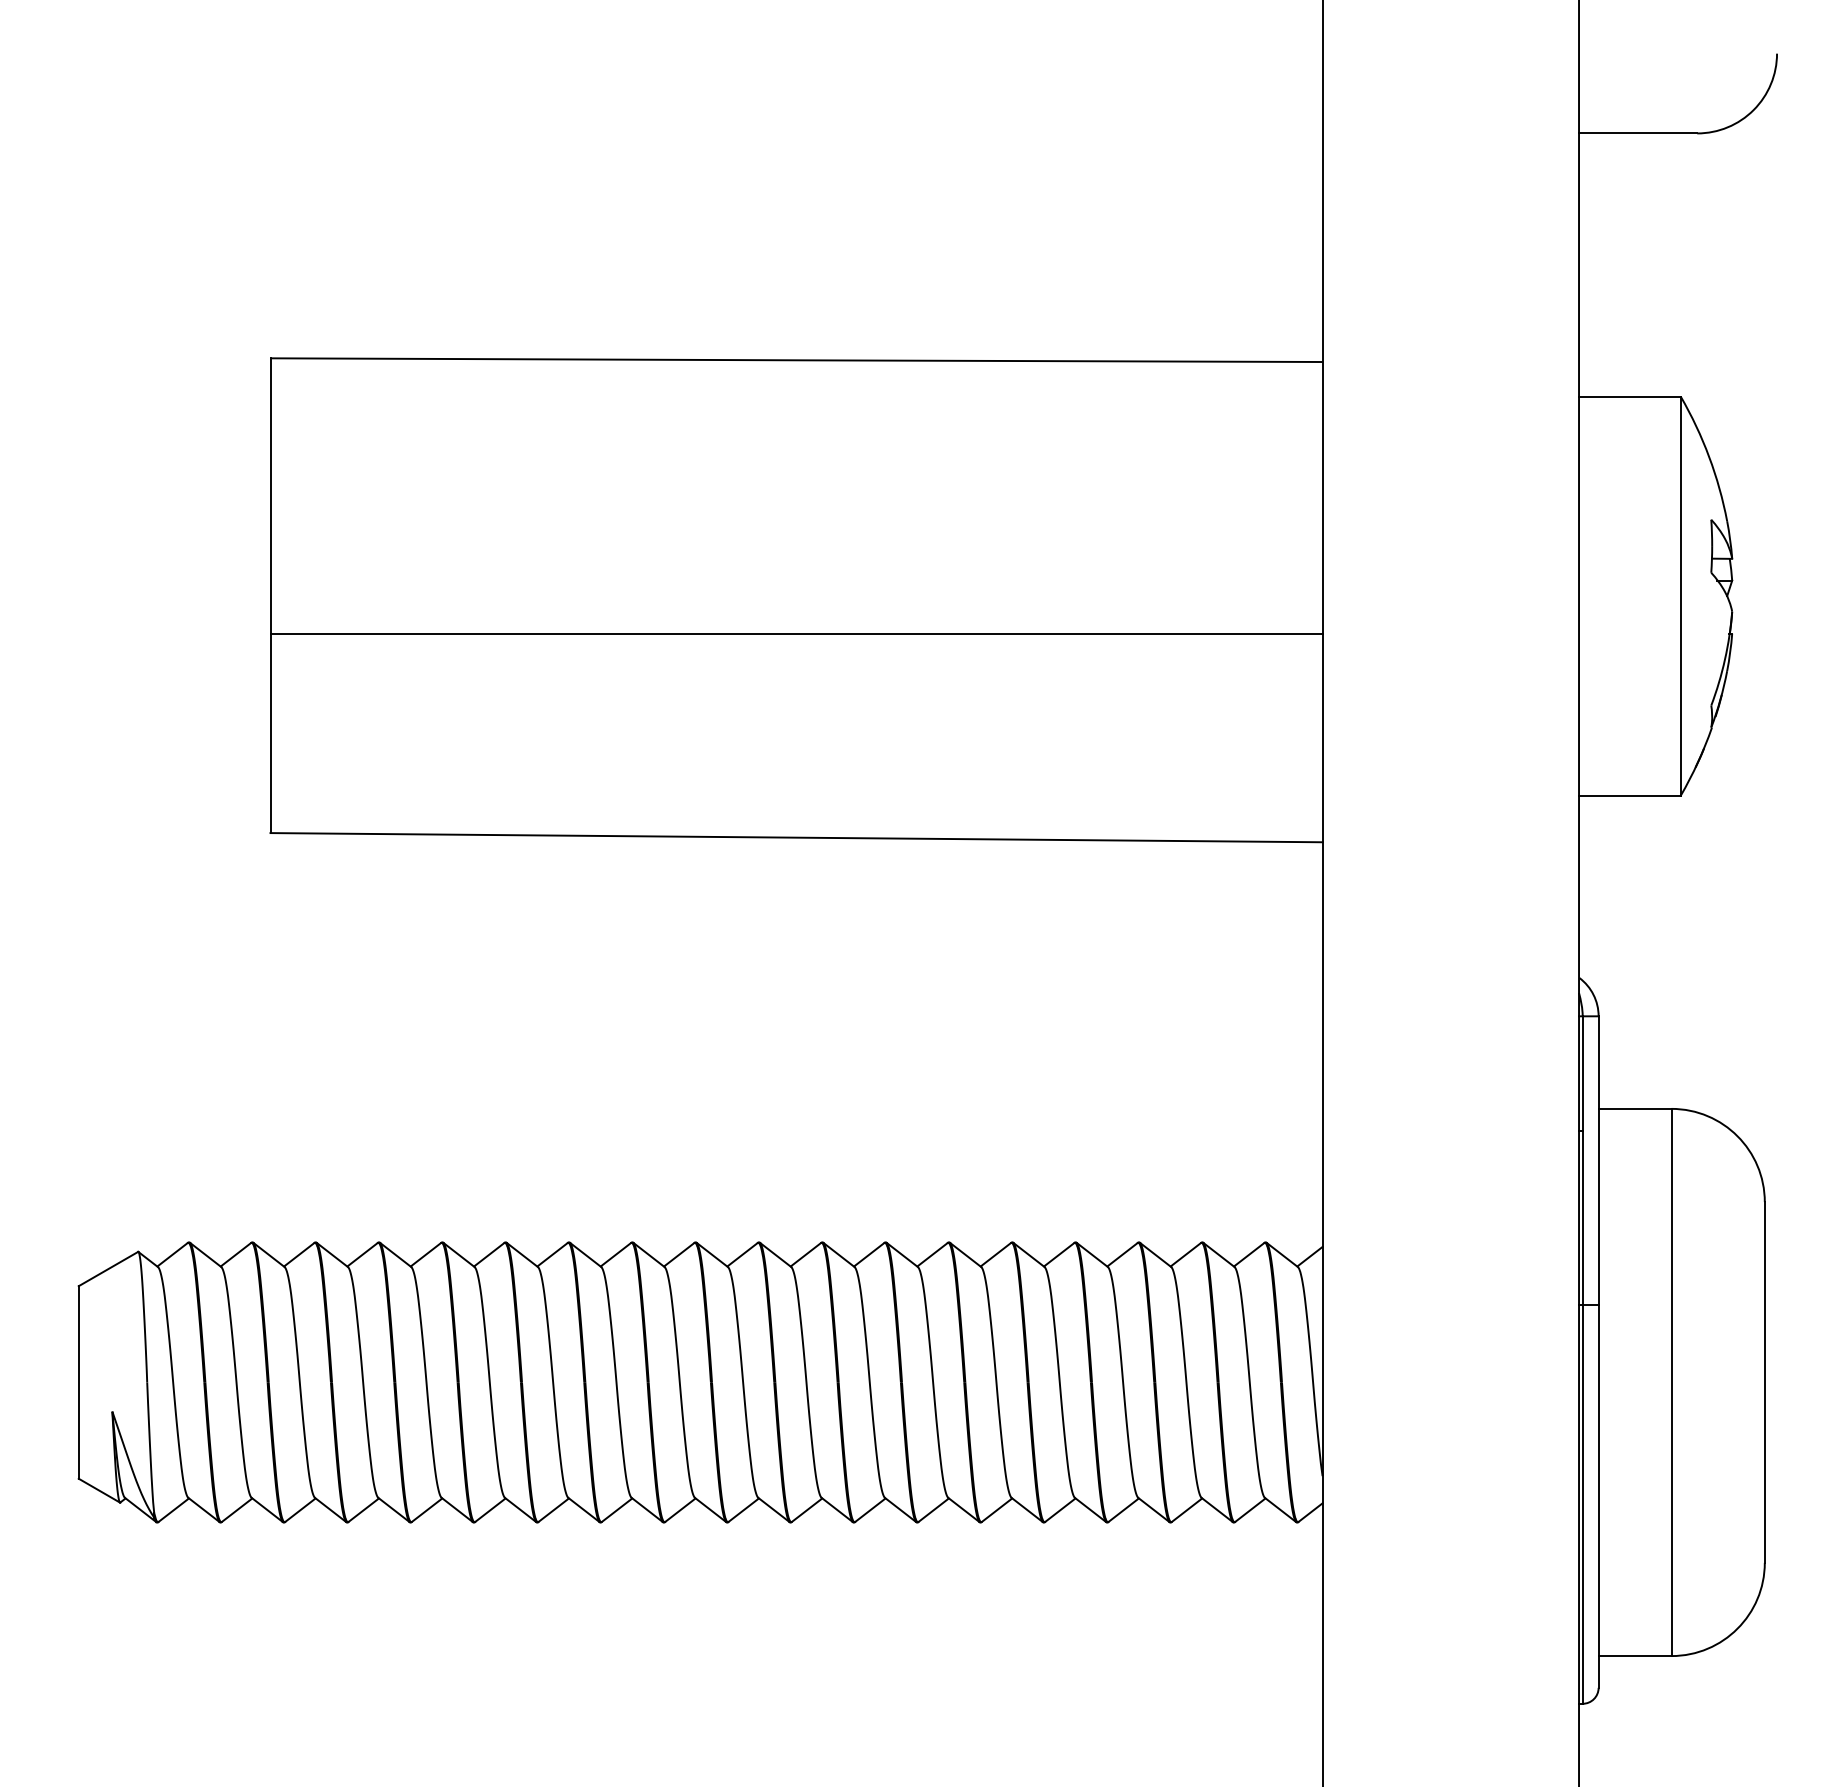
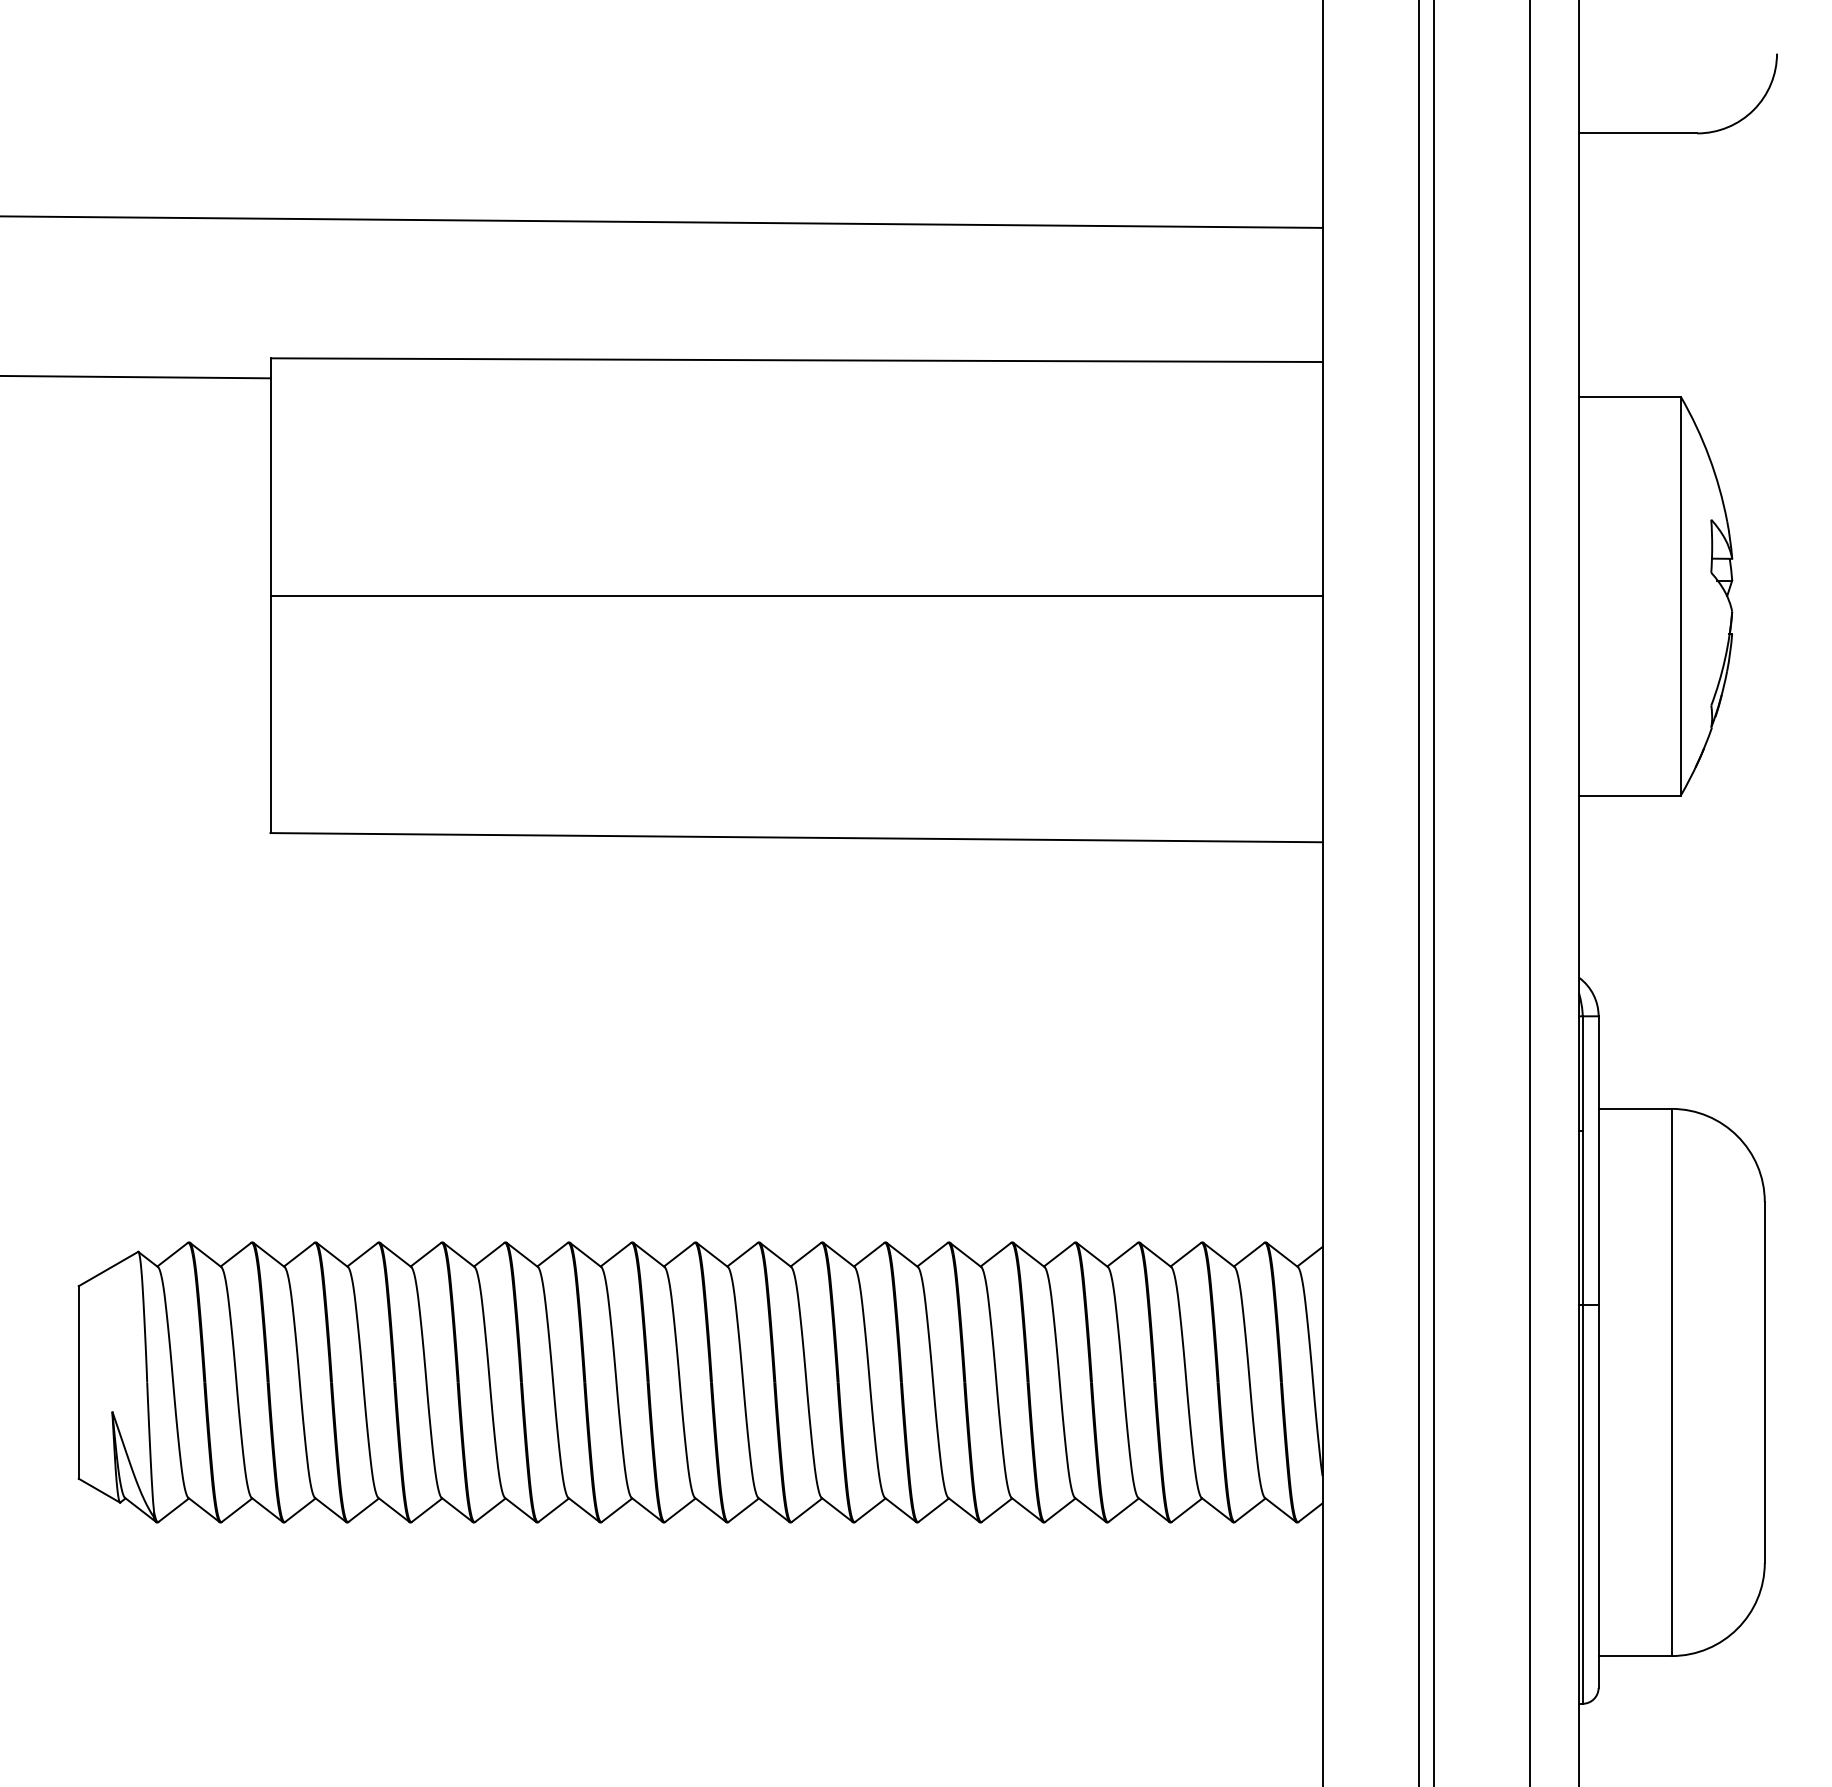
line: none -> present (662, 221)
line: none -> present (136, 376)
line position: (796, 634) -> (796, 596) (796, 596)
line: none -> present (1419, 892)
line: none -> present (1433, 892)
line: none -> present (1530, 892)
